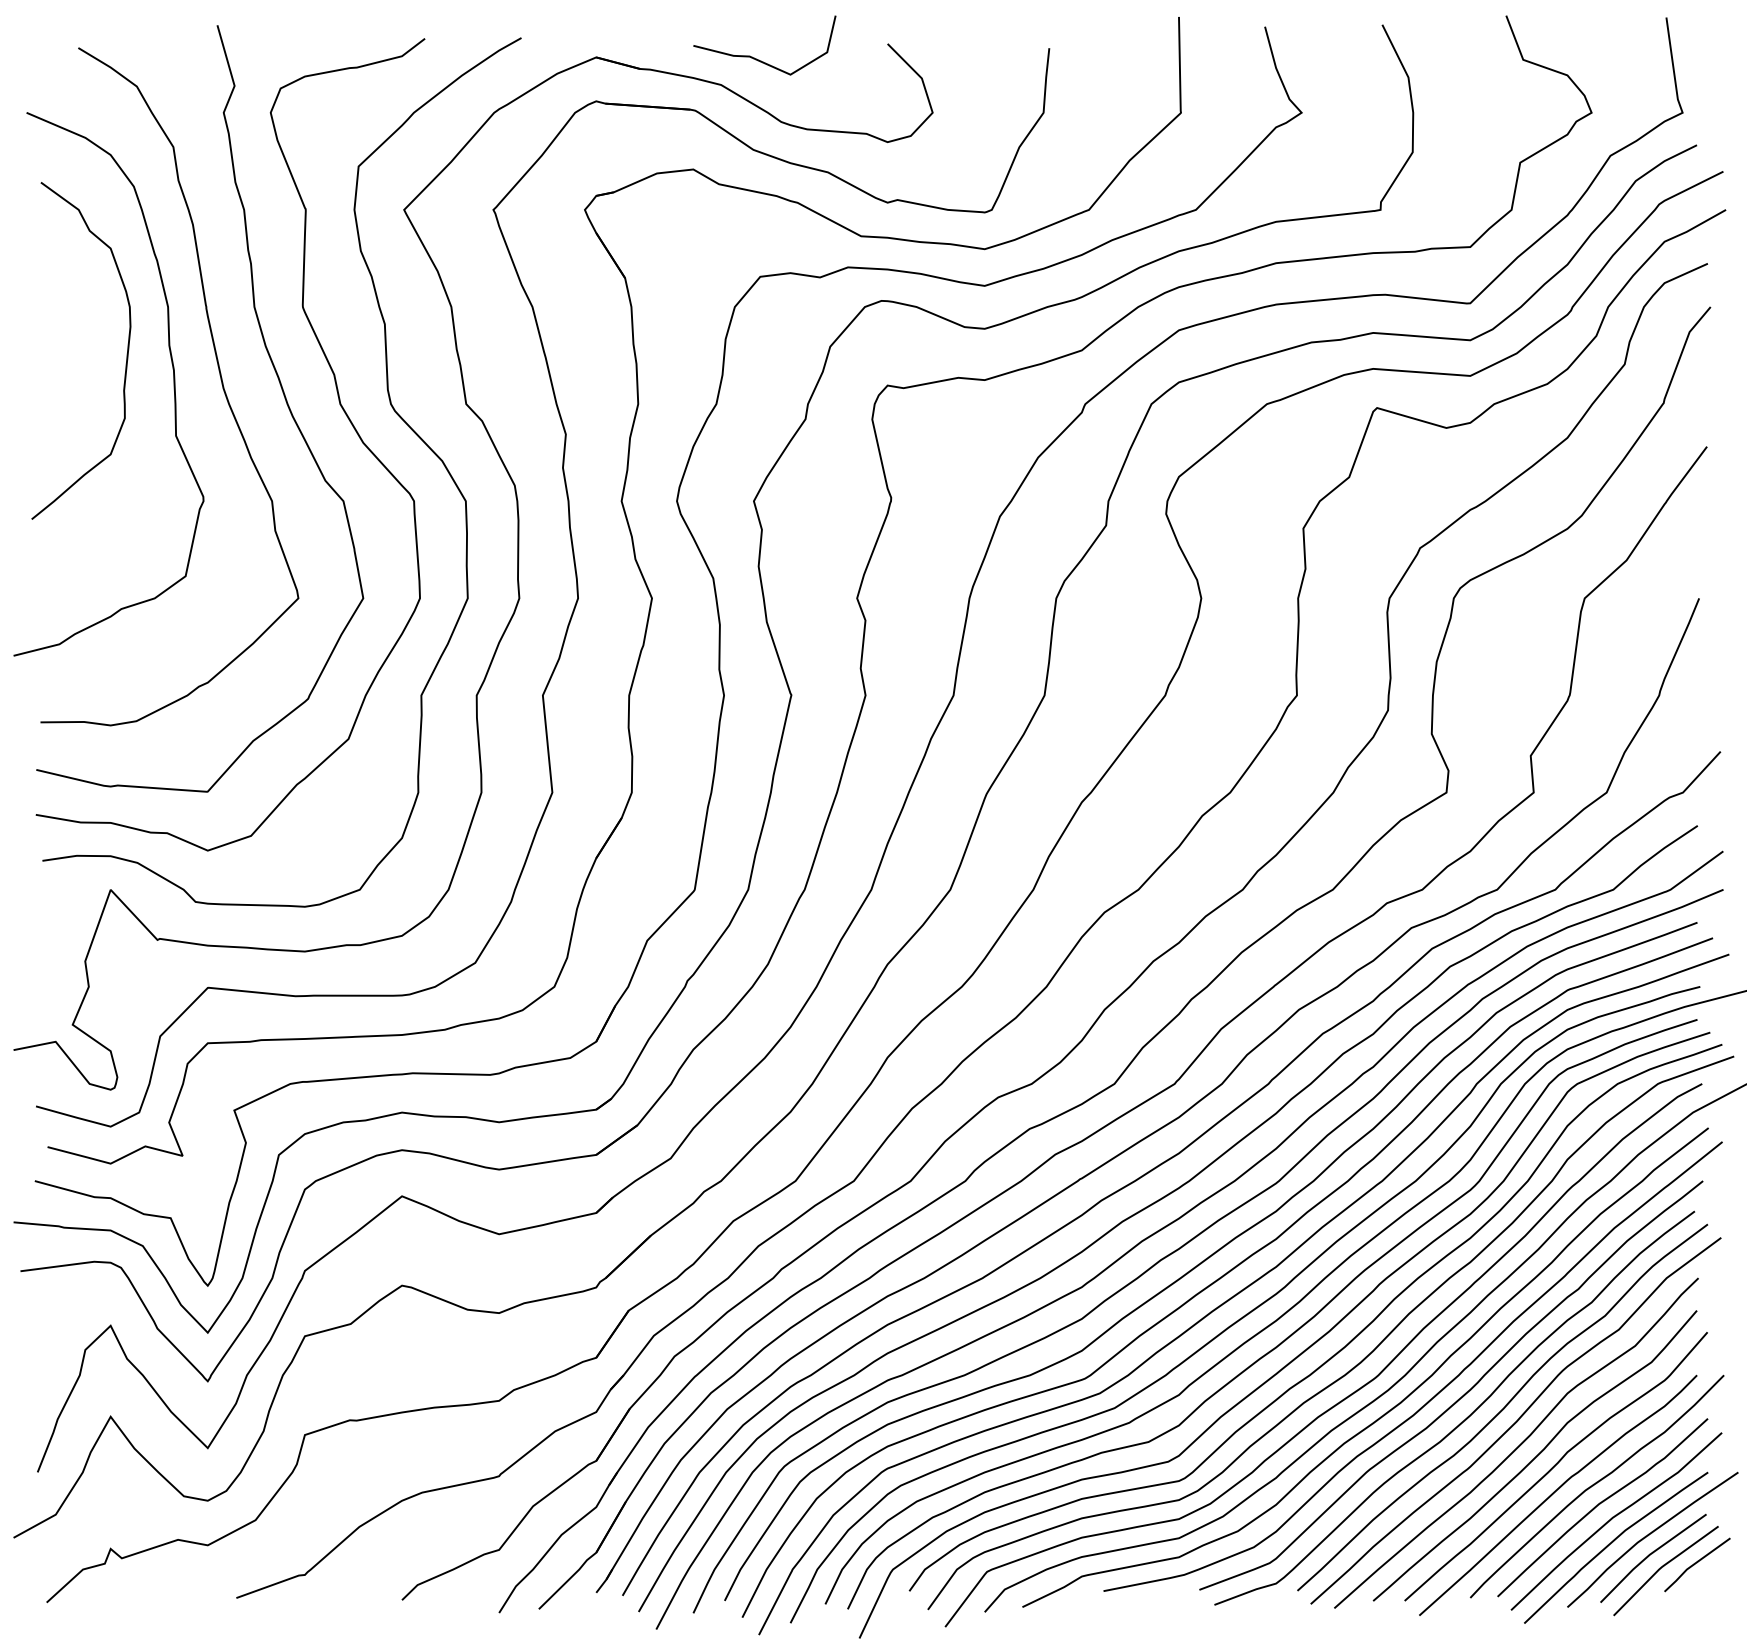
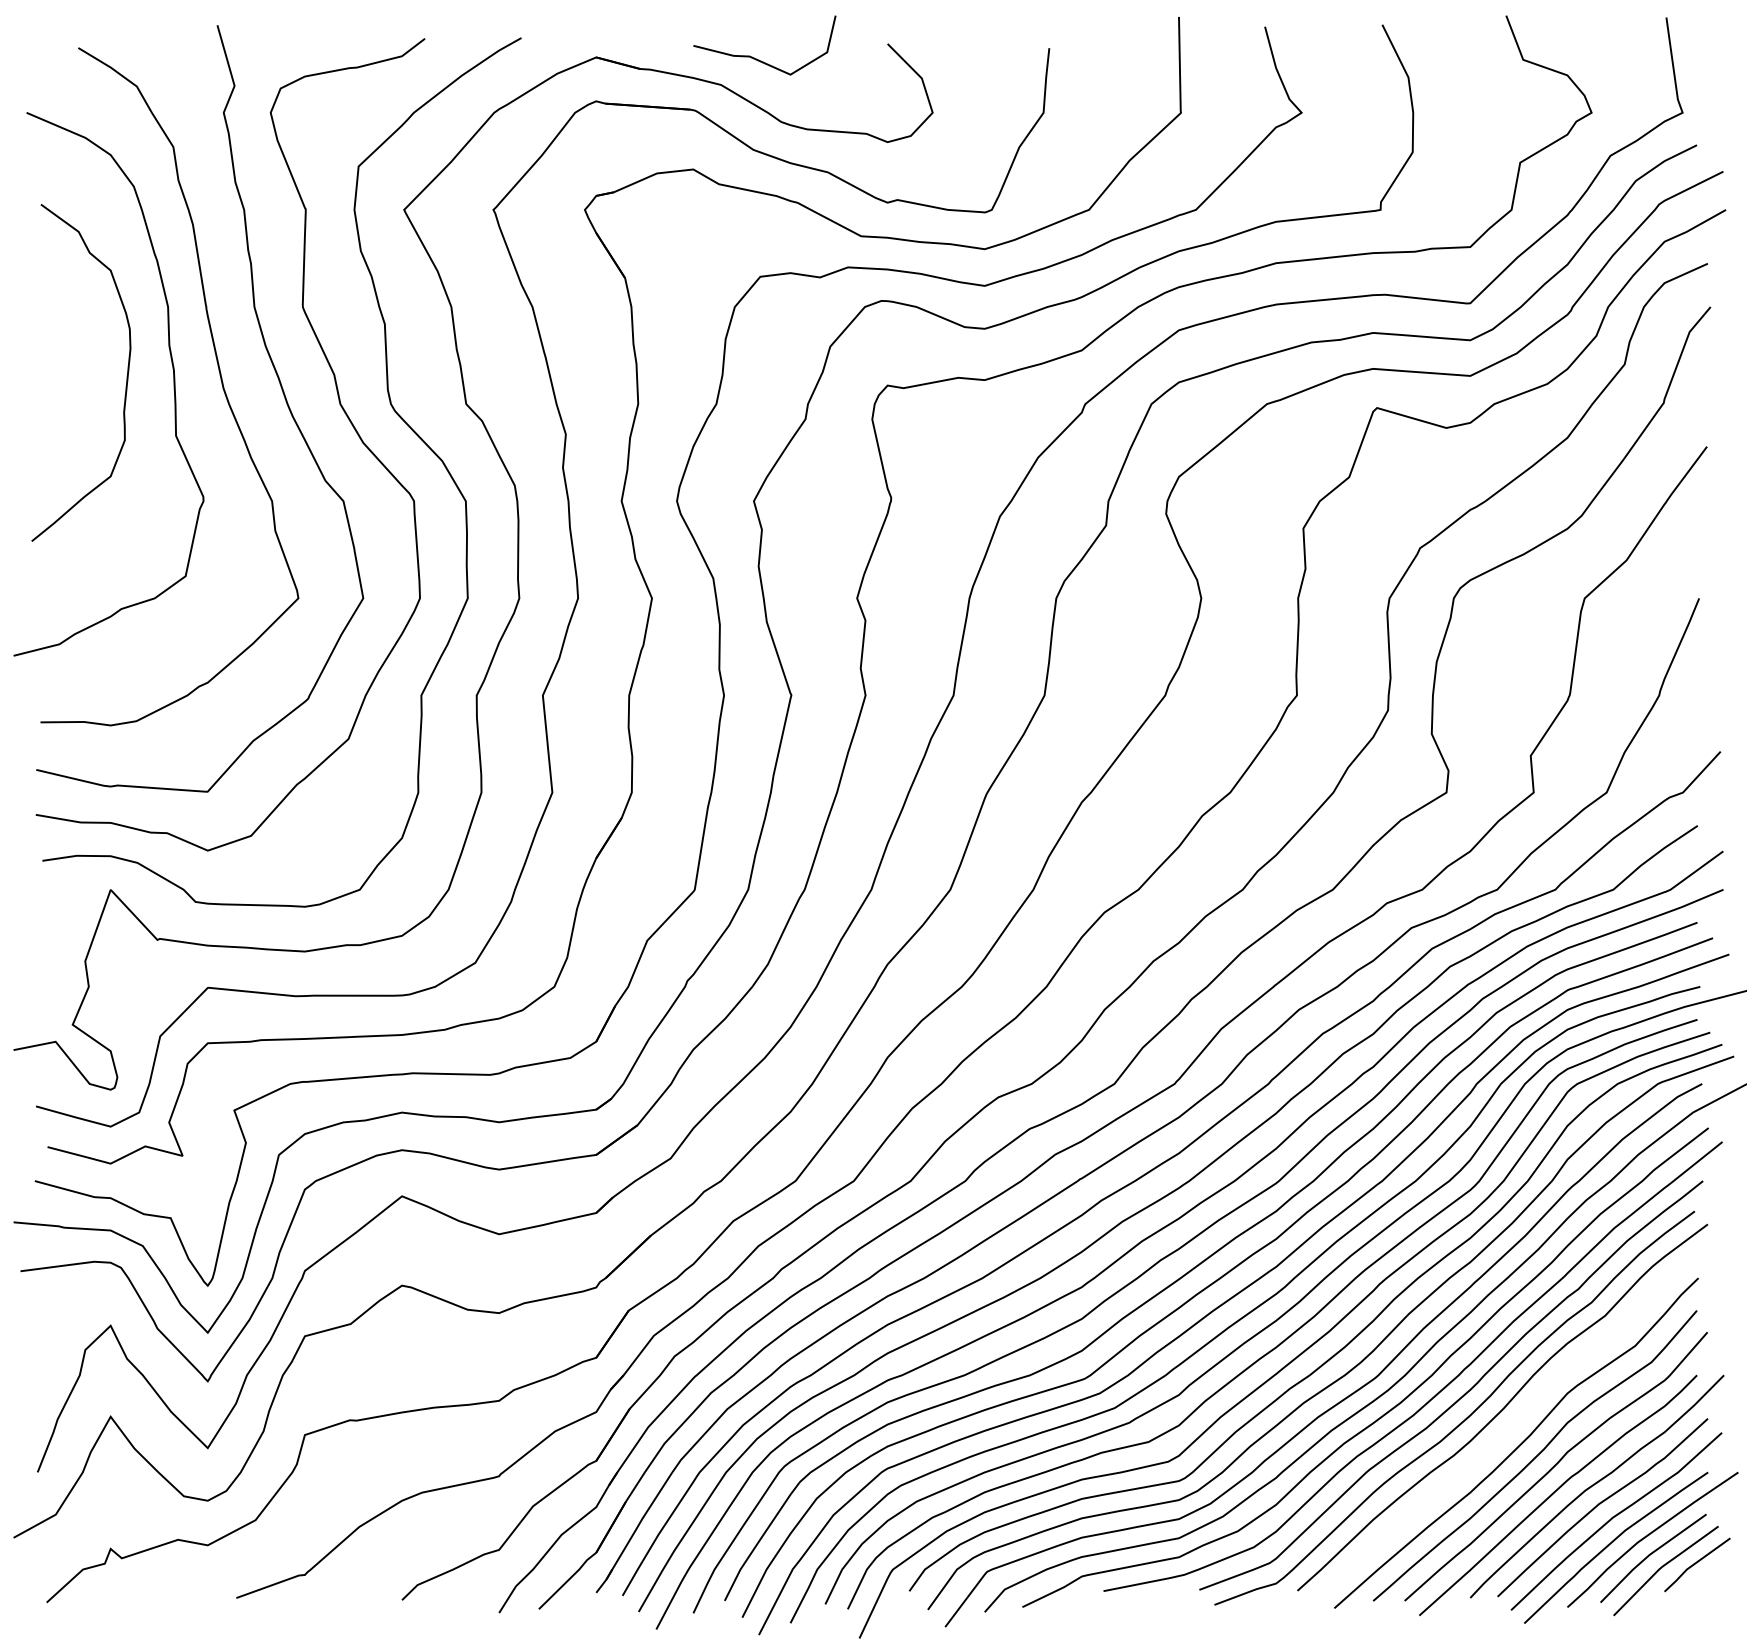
curve position: (126, 353) -> (126, 375) (126, 375)
curve: present -> none (1516, 1420)
